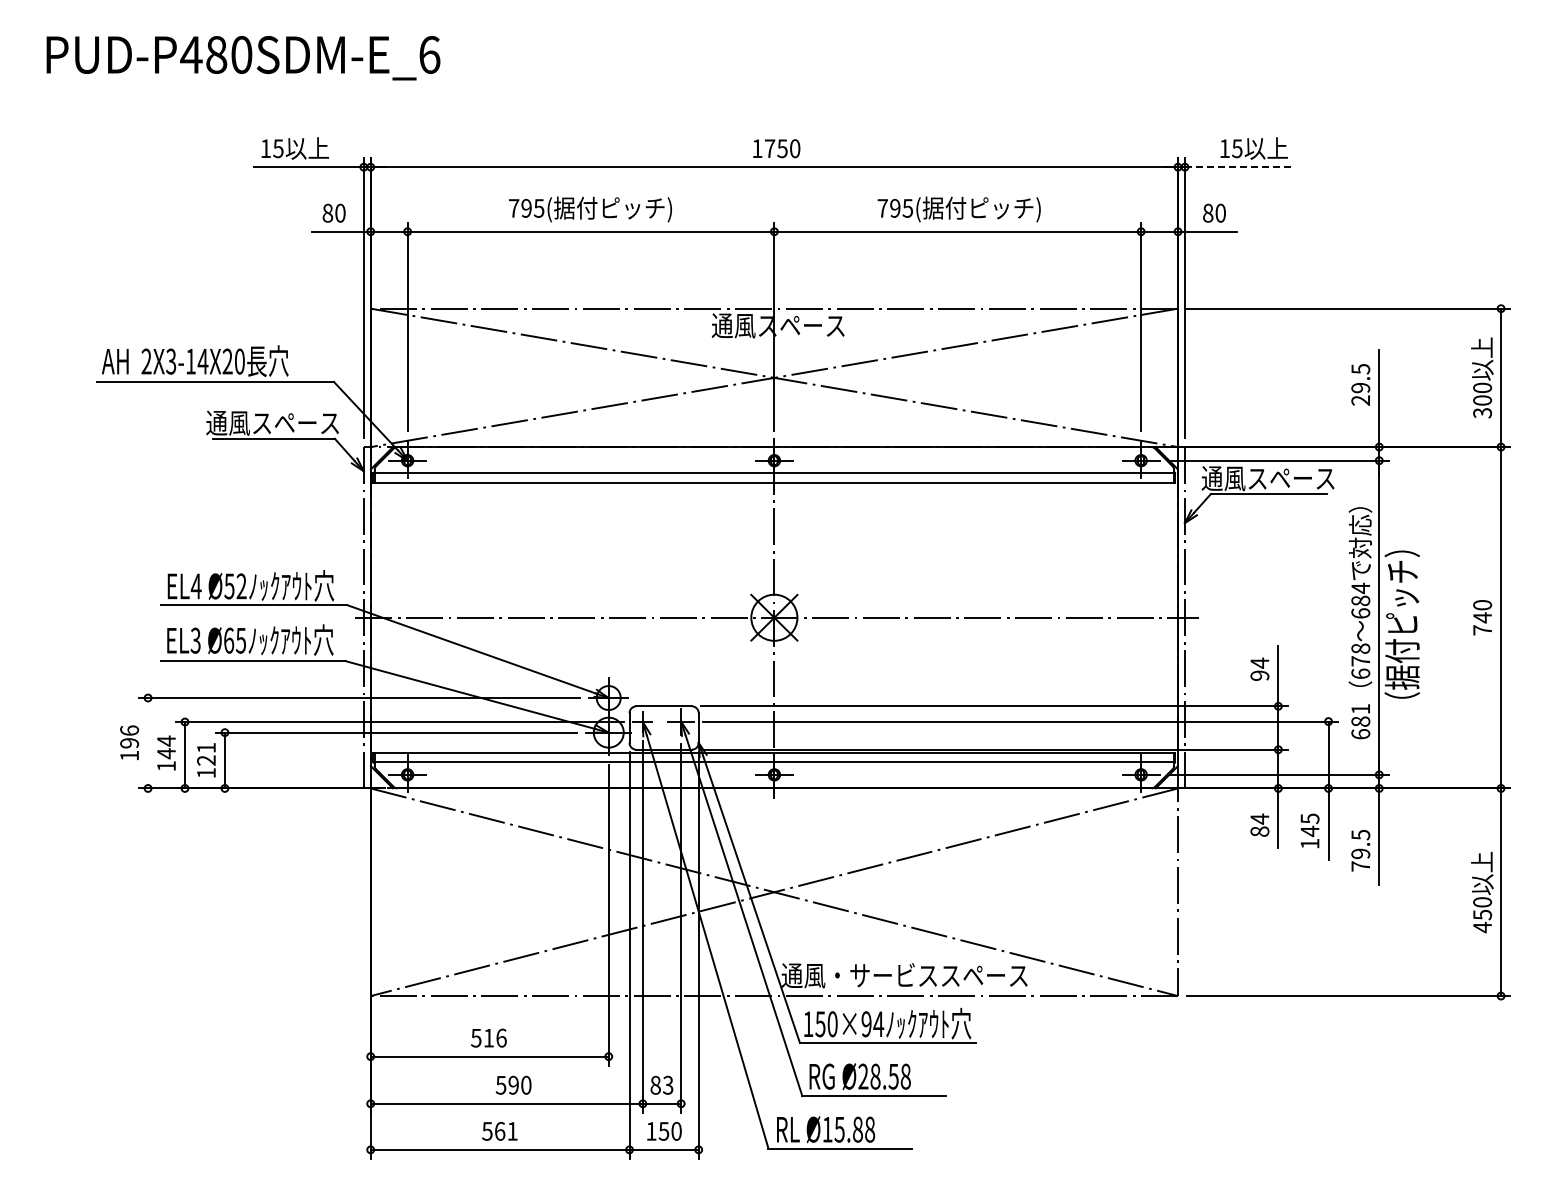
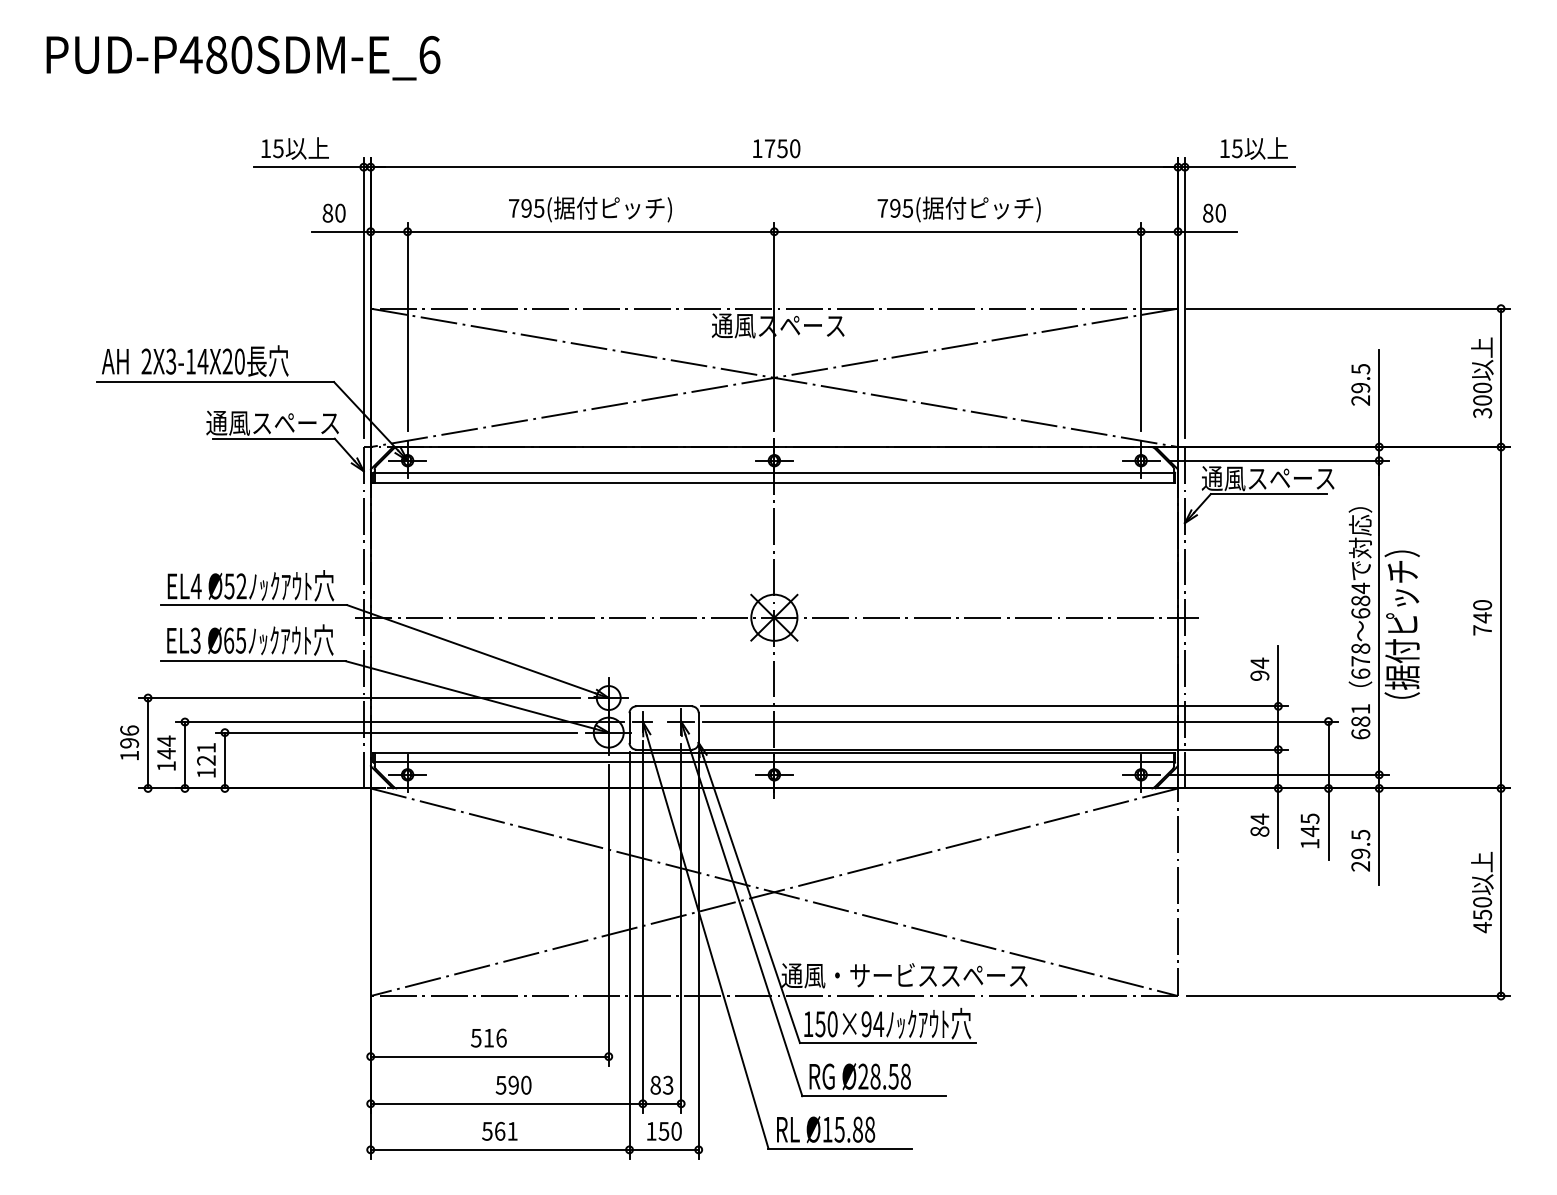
line: dashed -> solid (1240, 167)
line: none -> present (148, 743)
text: 79.5 -> 29.5 (1360, 866)
